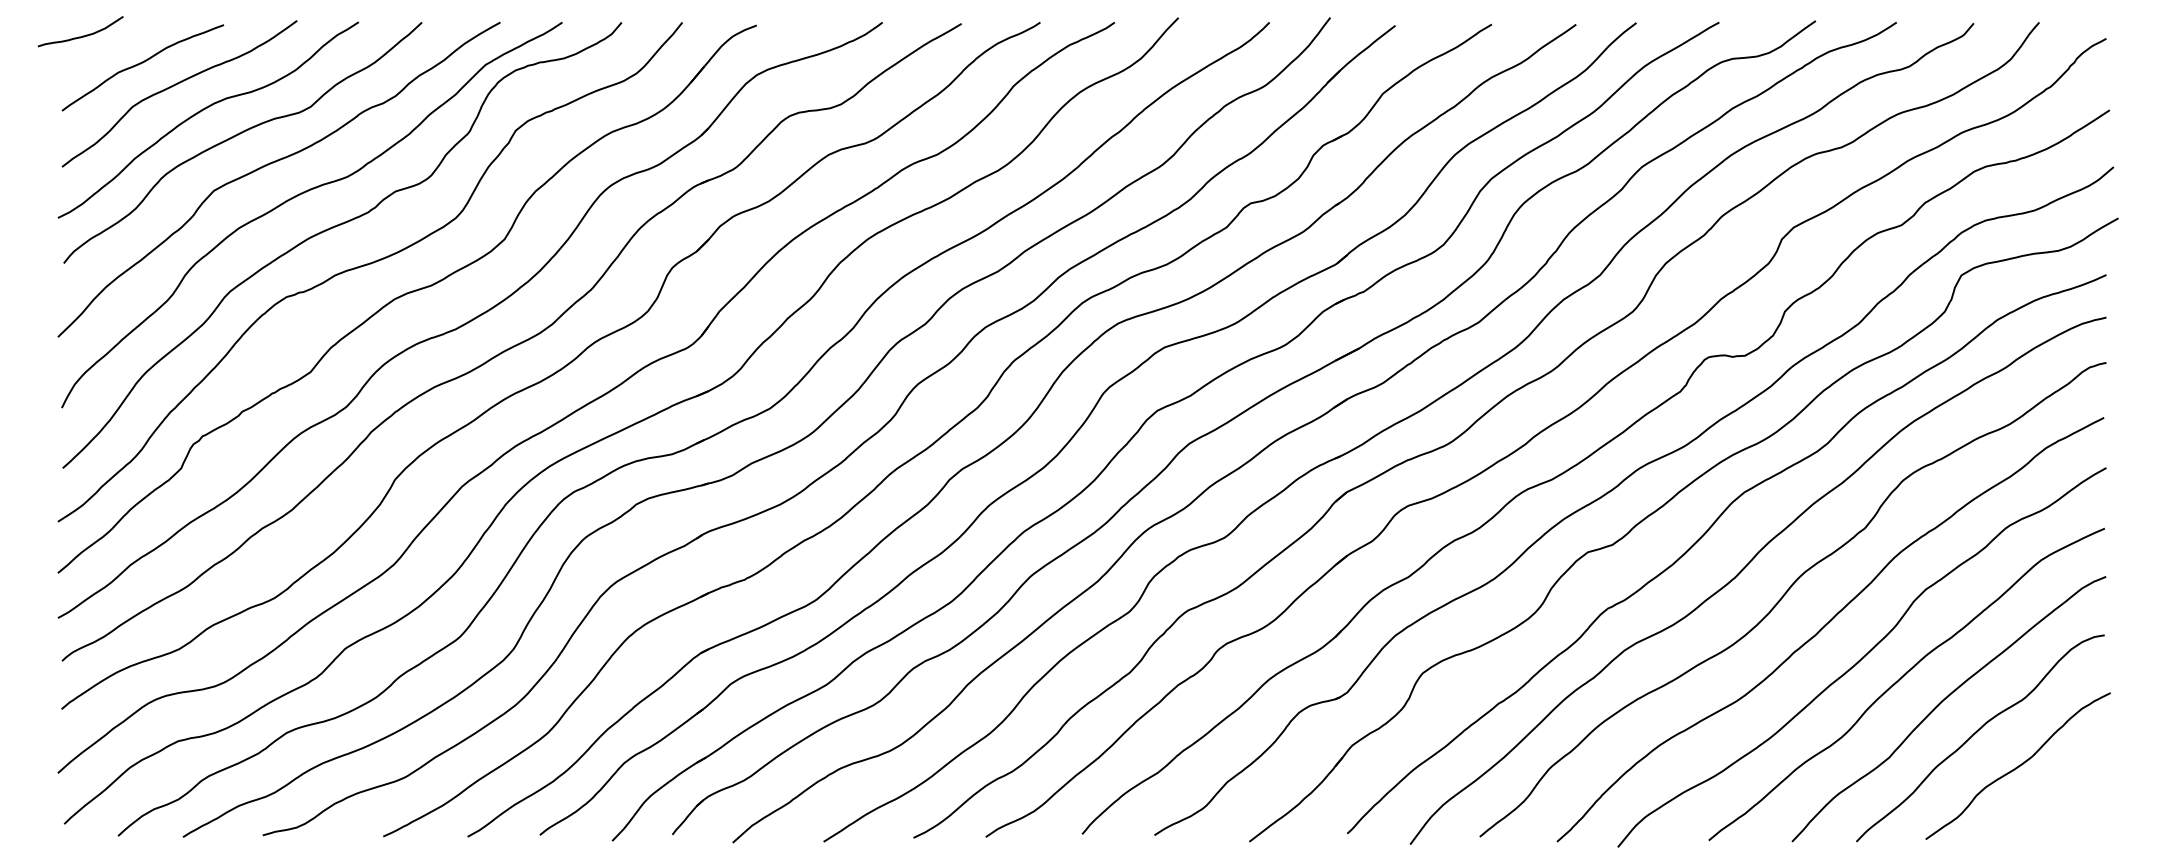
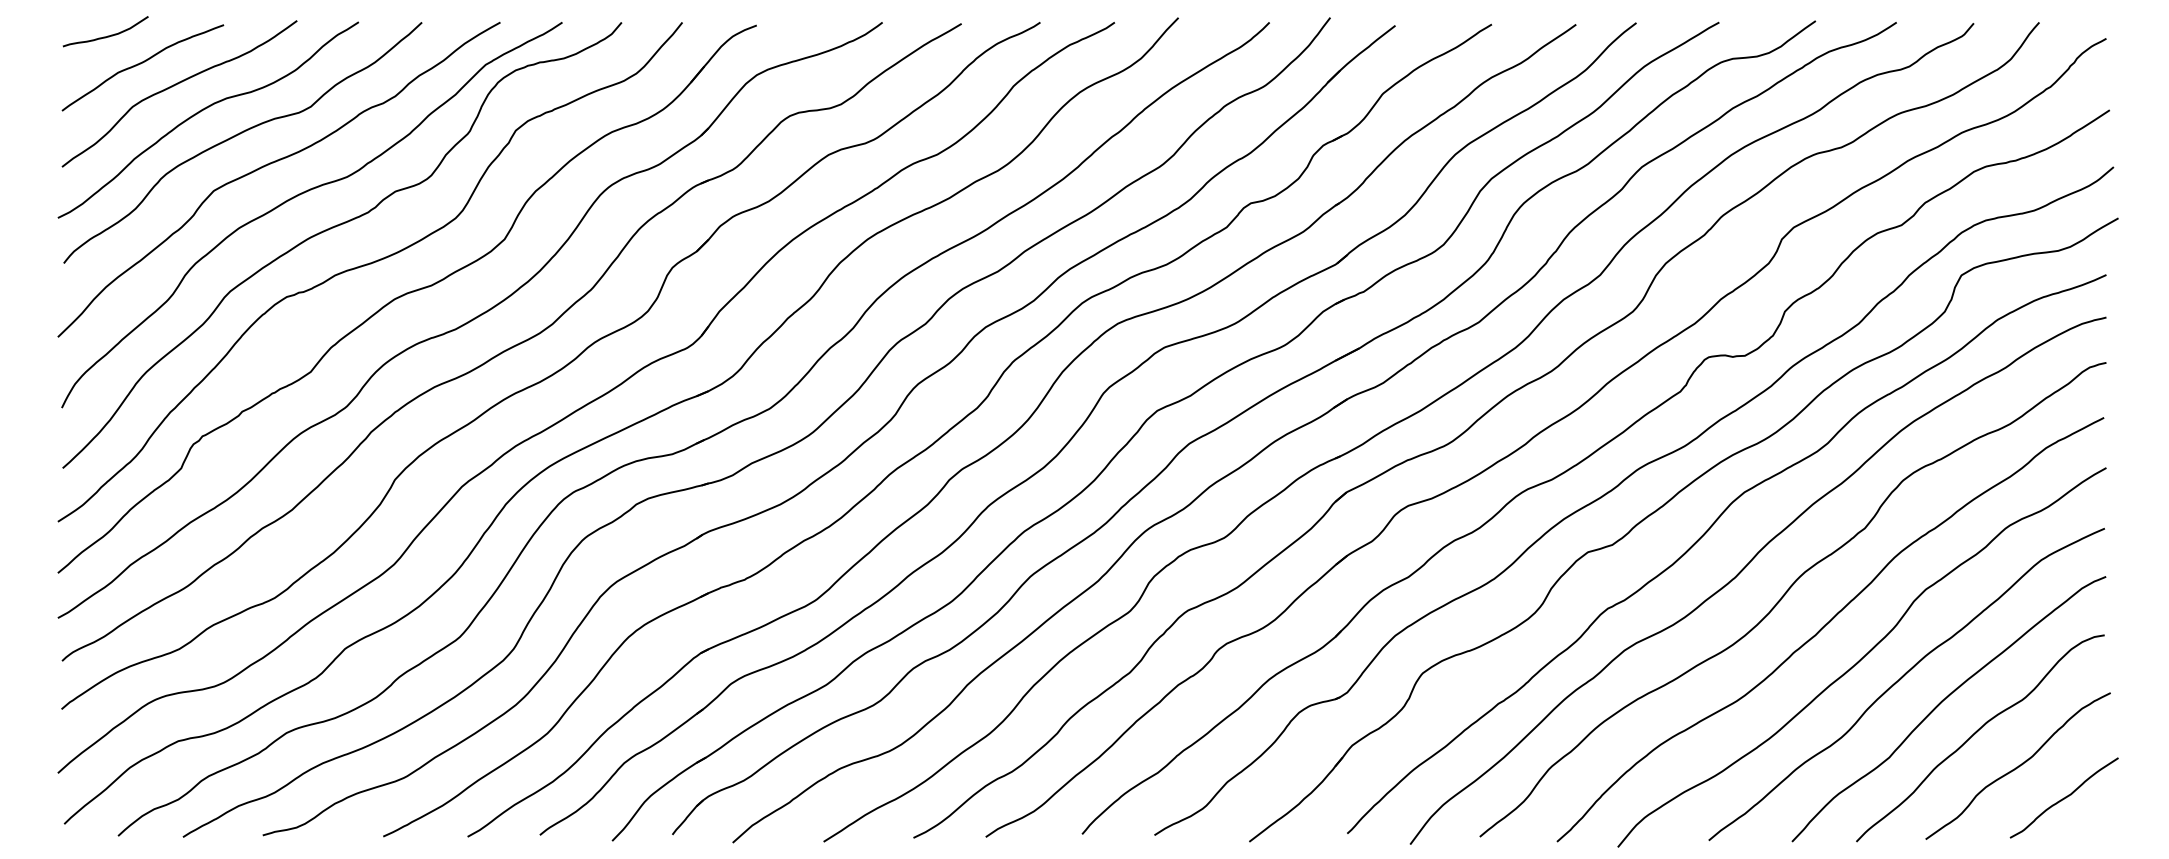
curve position: (82, 35) -> (107, 35) (107, 35)
curve: none -> present (2063, 797)
